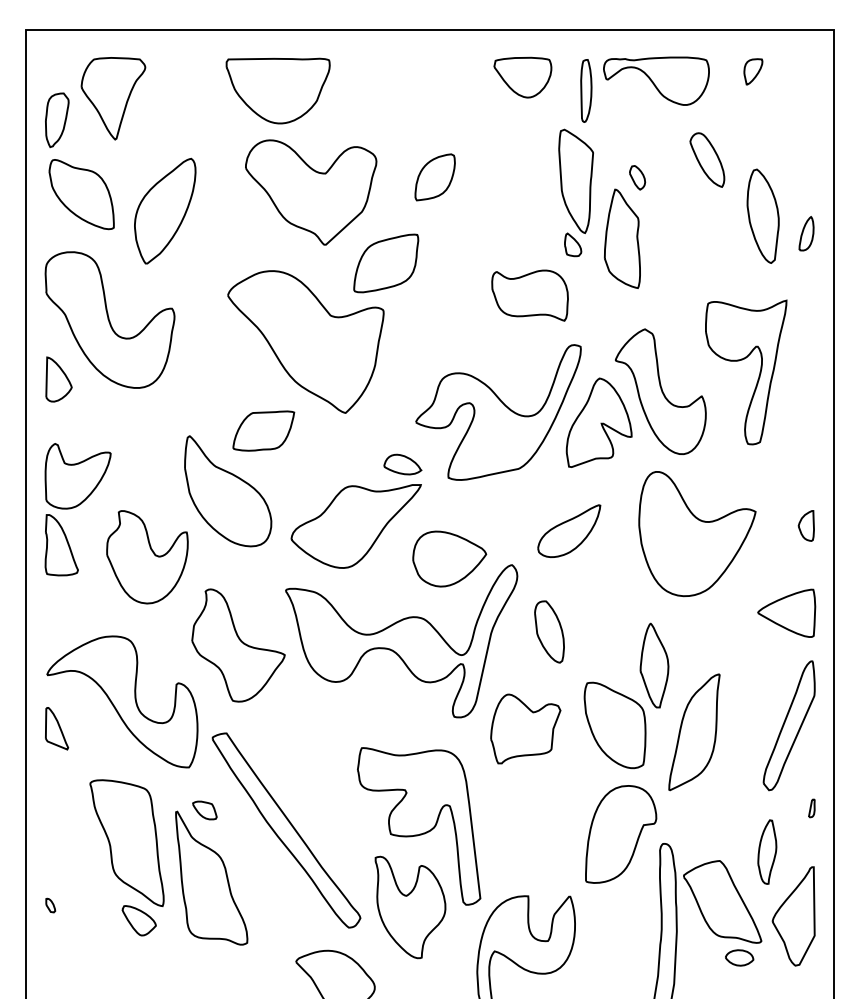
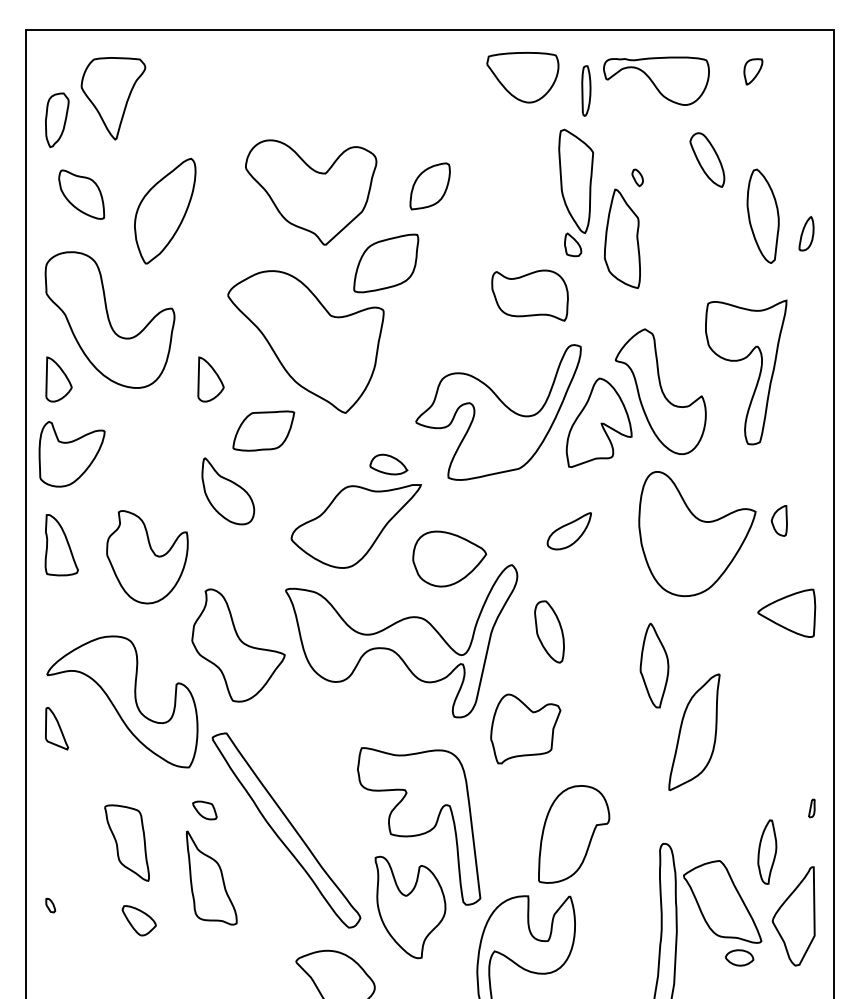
part size: 60x43 px -> 74x52 px (522, 77)
part: present -> none (277, 90)
part size: 13x64 px -> 11x52 px (586, 90)
part position: (434, 177) -> (429, 186) (429, 186)
part size: 18x26 px -> 13x20 px (637, 177)
part size: 67x72 px -> 48x51 px (81, 194)
part: none -> present (210, 379)
part position: (402, 464) -> (388, 464) (388, 464)
part position: (77, 476) -> (71, 454) (71, 454)
part size: 89x113 px -> 55x69 px (228, 491)
part position: (805, 525) -> (778, 520) (778, 520)
part size: 65x55 px -> 46x39 px (568, 531)
part: present -> none (614, 725)
part: present -> none (788, 725)
part position: (621, 834) -> (574, 834) (574, 834)
part size: 76x128 px -> 46x78 px (126, 842)
part size: 74x136 px -> 52x96 px (211, 877)
